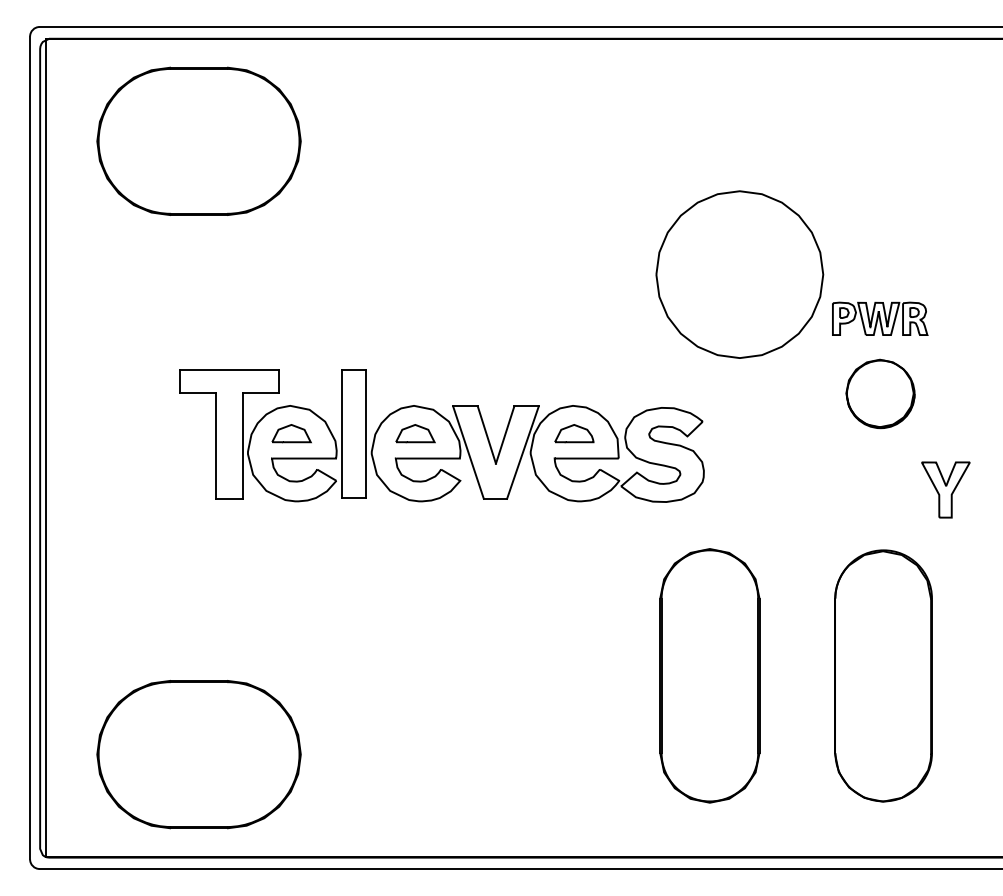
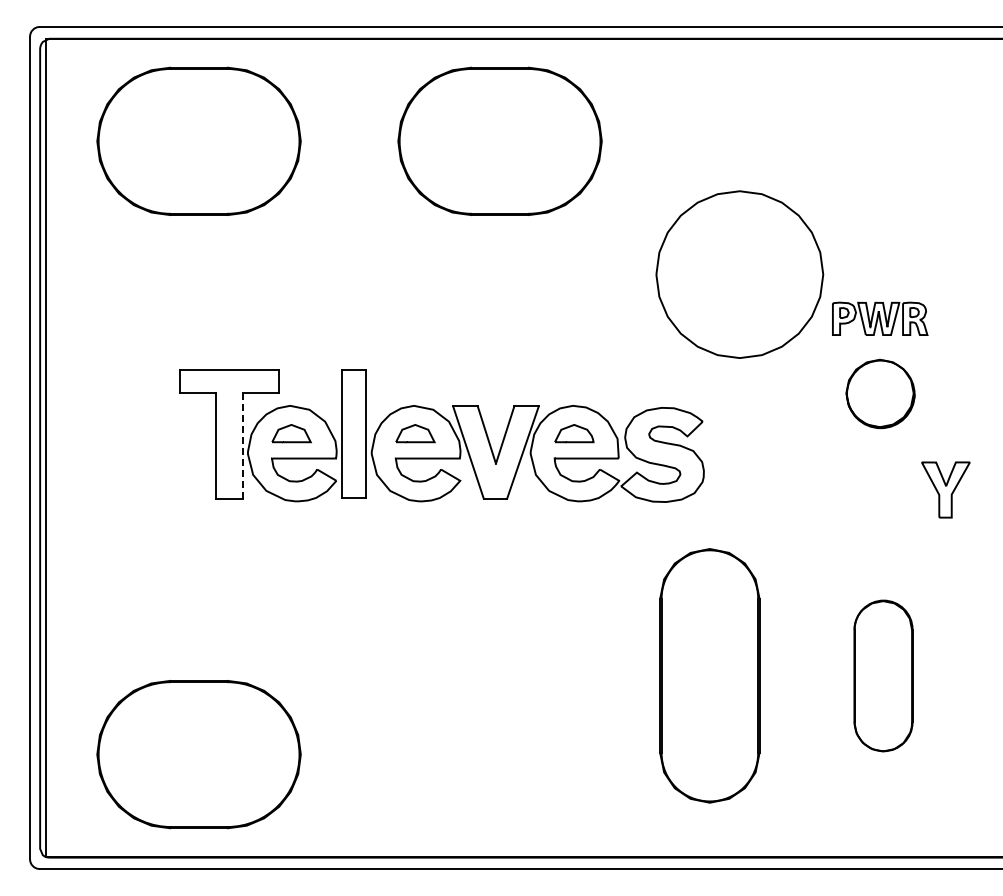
part: none -> present (499, 140)
line: solid -> dashed (242, 445)
part size: 99x254 px -> 61x154 px (883, 675)
